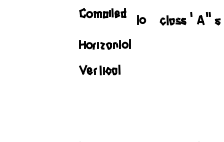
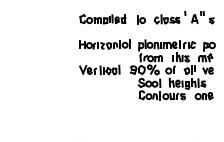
part position: (102, 13) -> (102, 19) (102, 19)
part position: (189, 18) -> (183, 17) (183, 17)
part: none -> present (172, 69)
